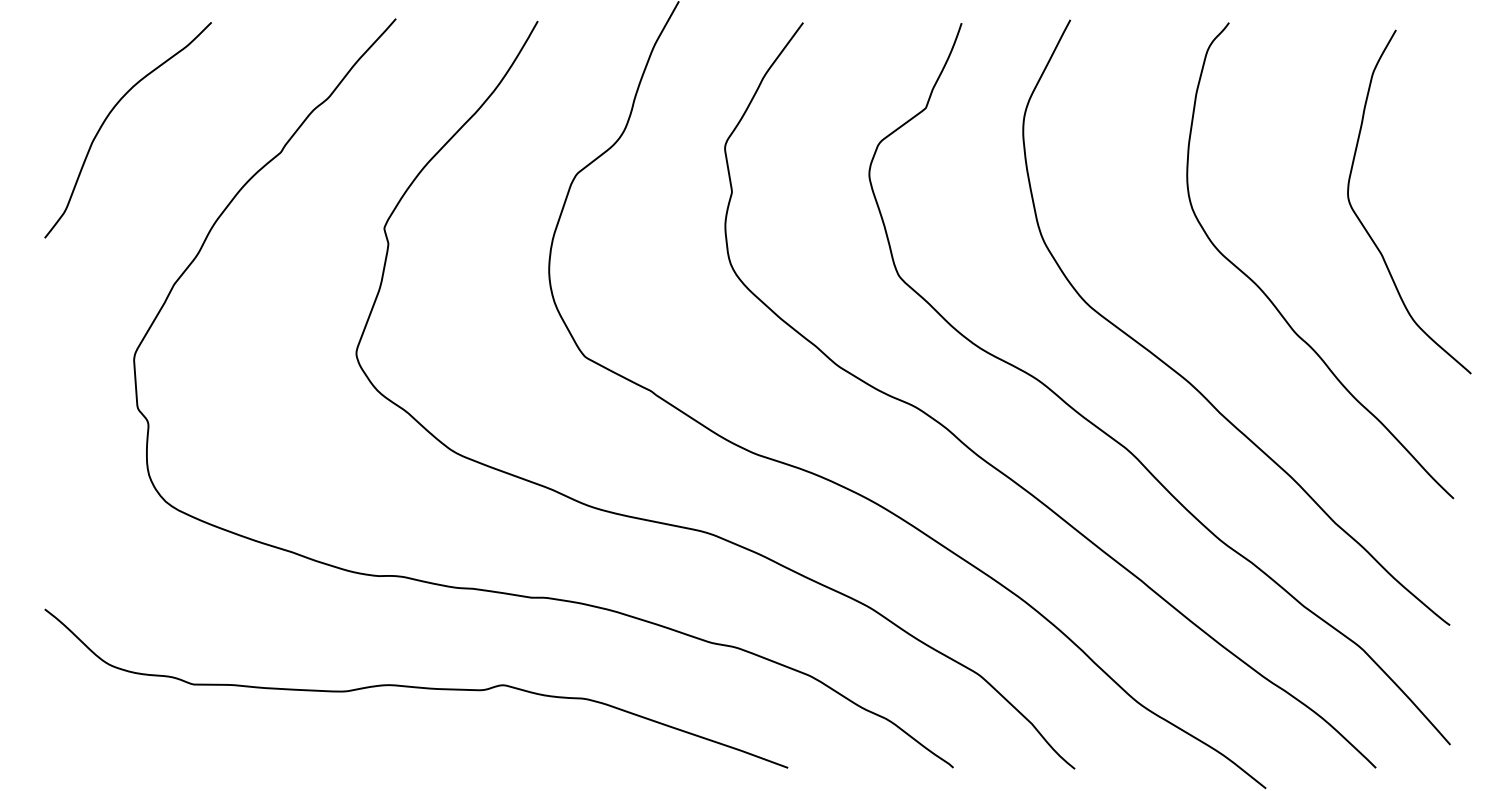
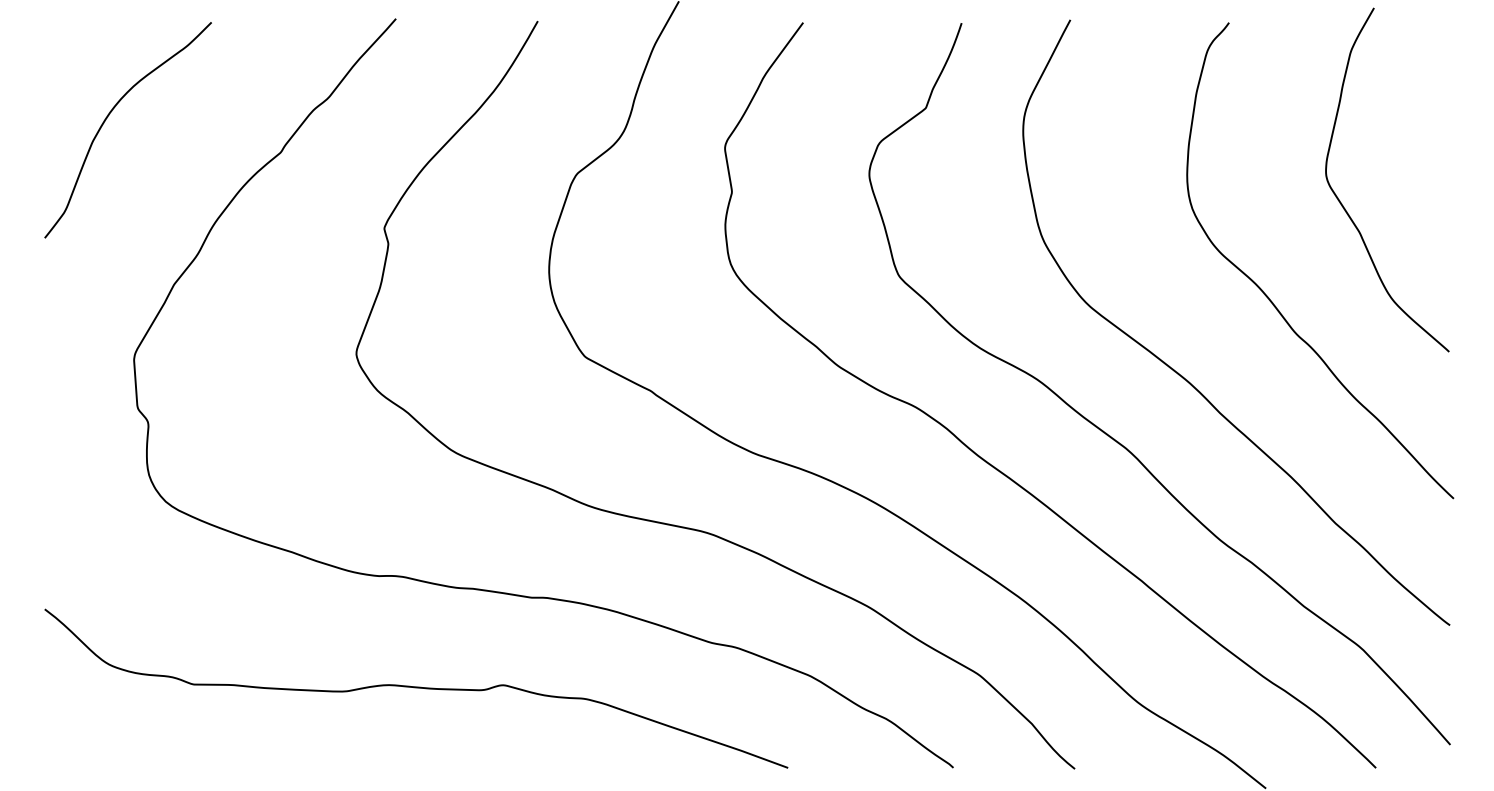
curve position: (1364, 225) -> (1342, 203) (1342, 203)
